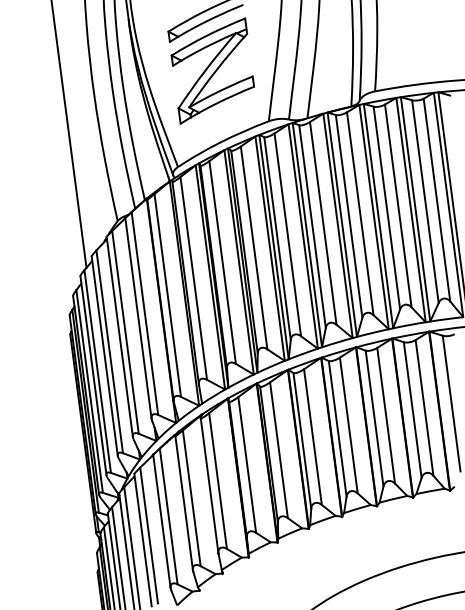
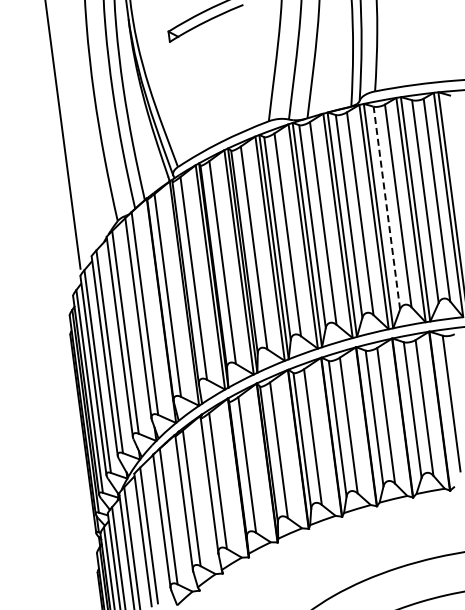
part: present -> none (212, 70)
line position: (68, 134) -> (62, 135) (62, 135)
line: solid -> dashed (386, 207)
